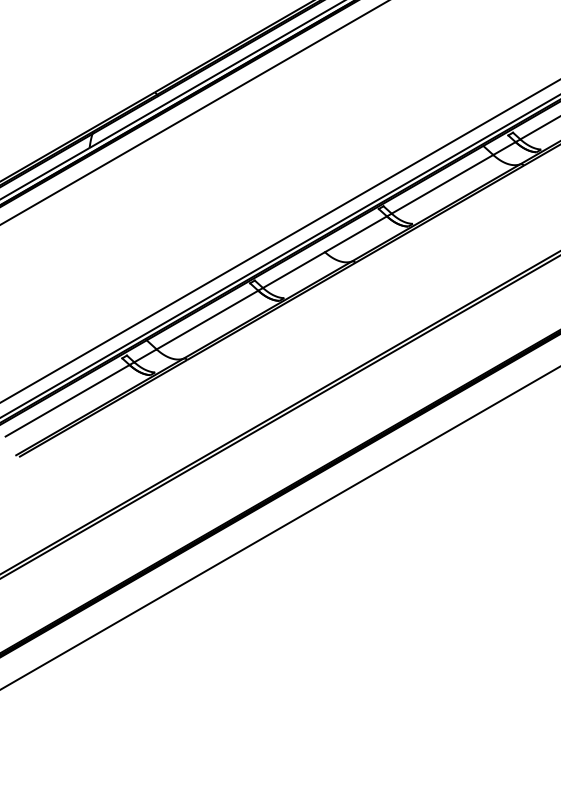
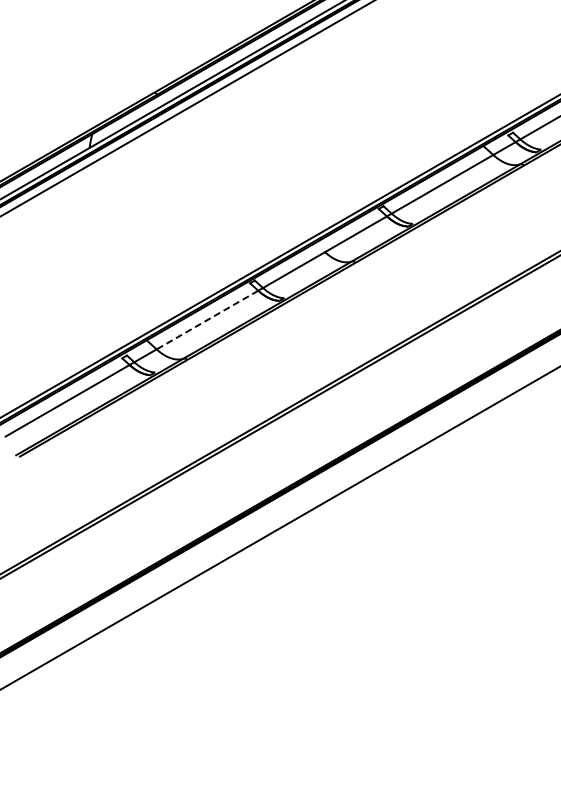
line position: (193, 112) -> (186, 108) (186, 108)
line: present -> none (279, 241)
line: solid -> dashed (207, 320)
